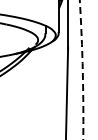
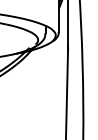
arc: dashed -> solid (82, 69)
